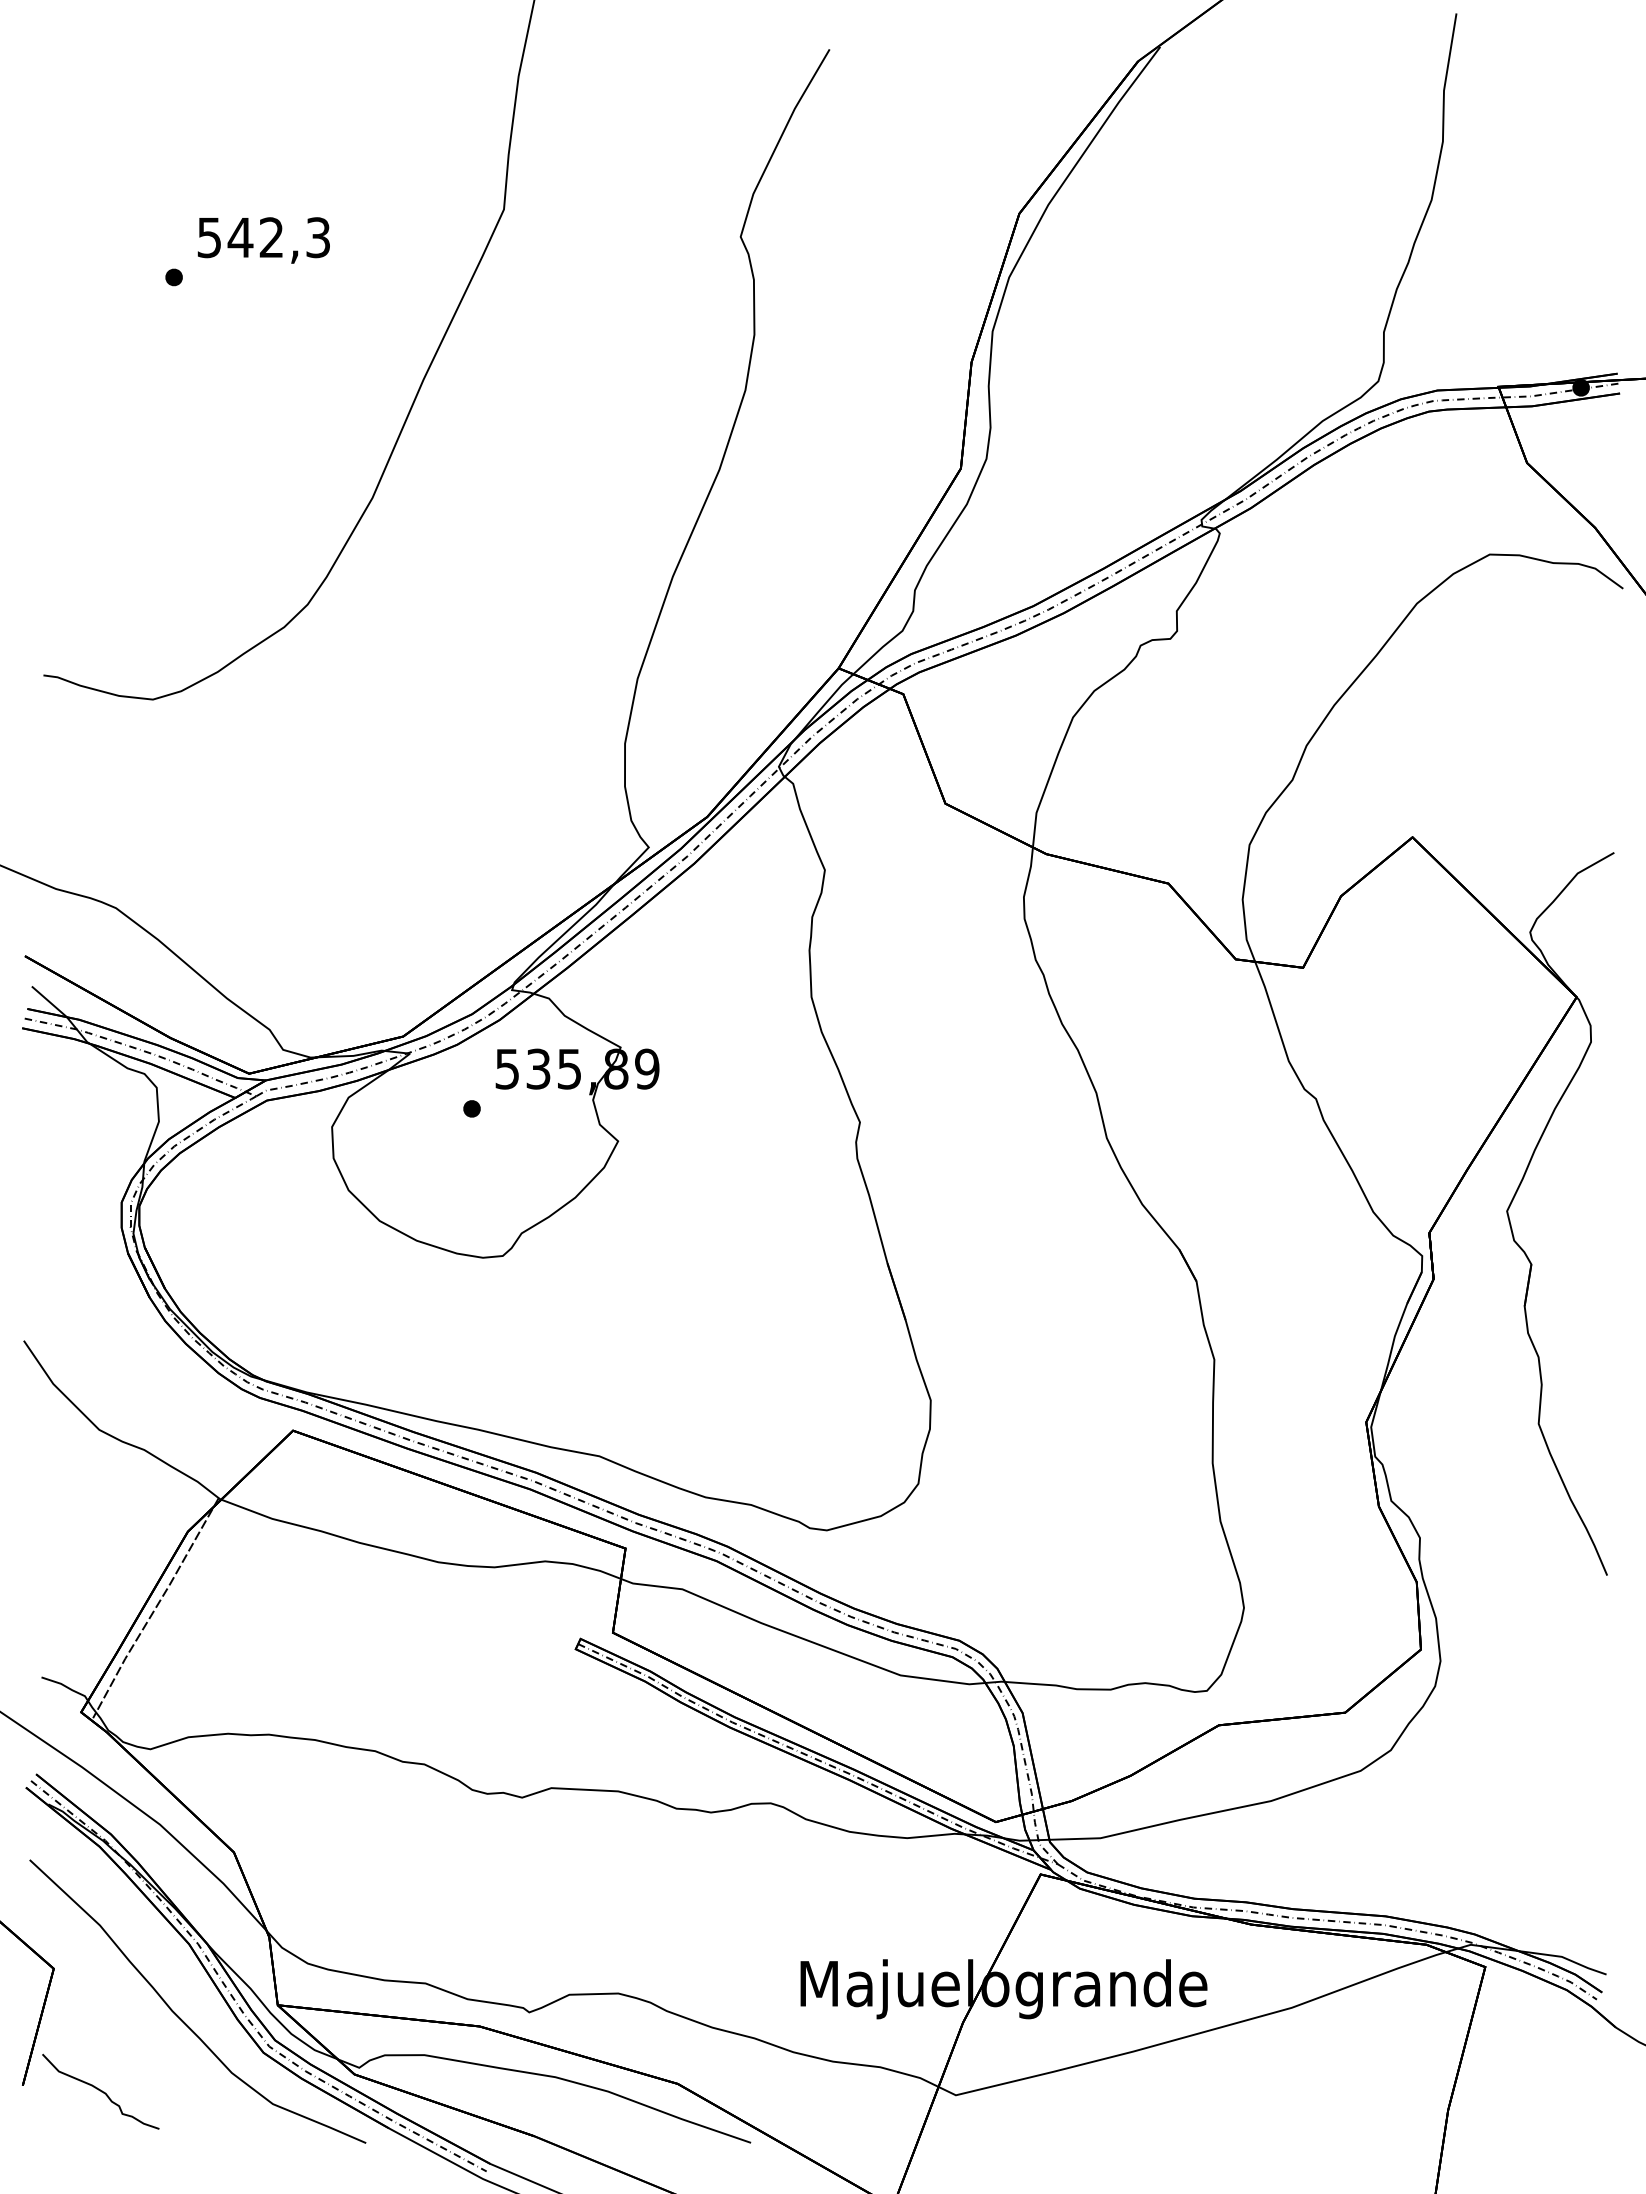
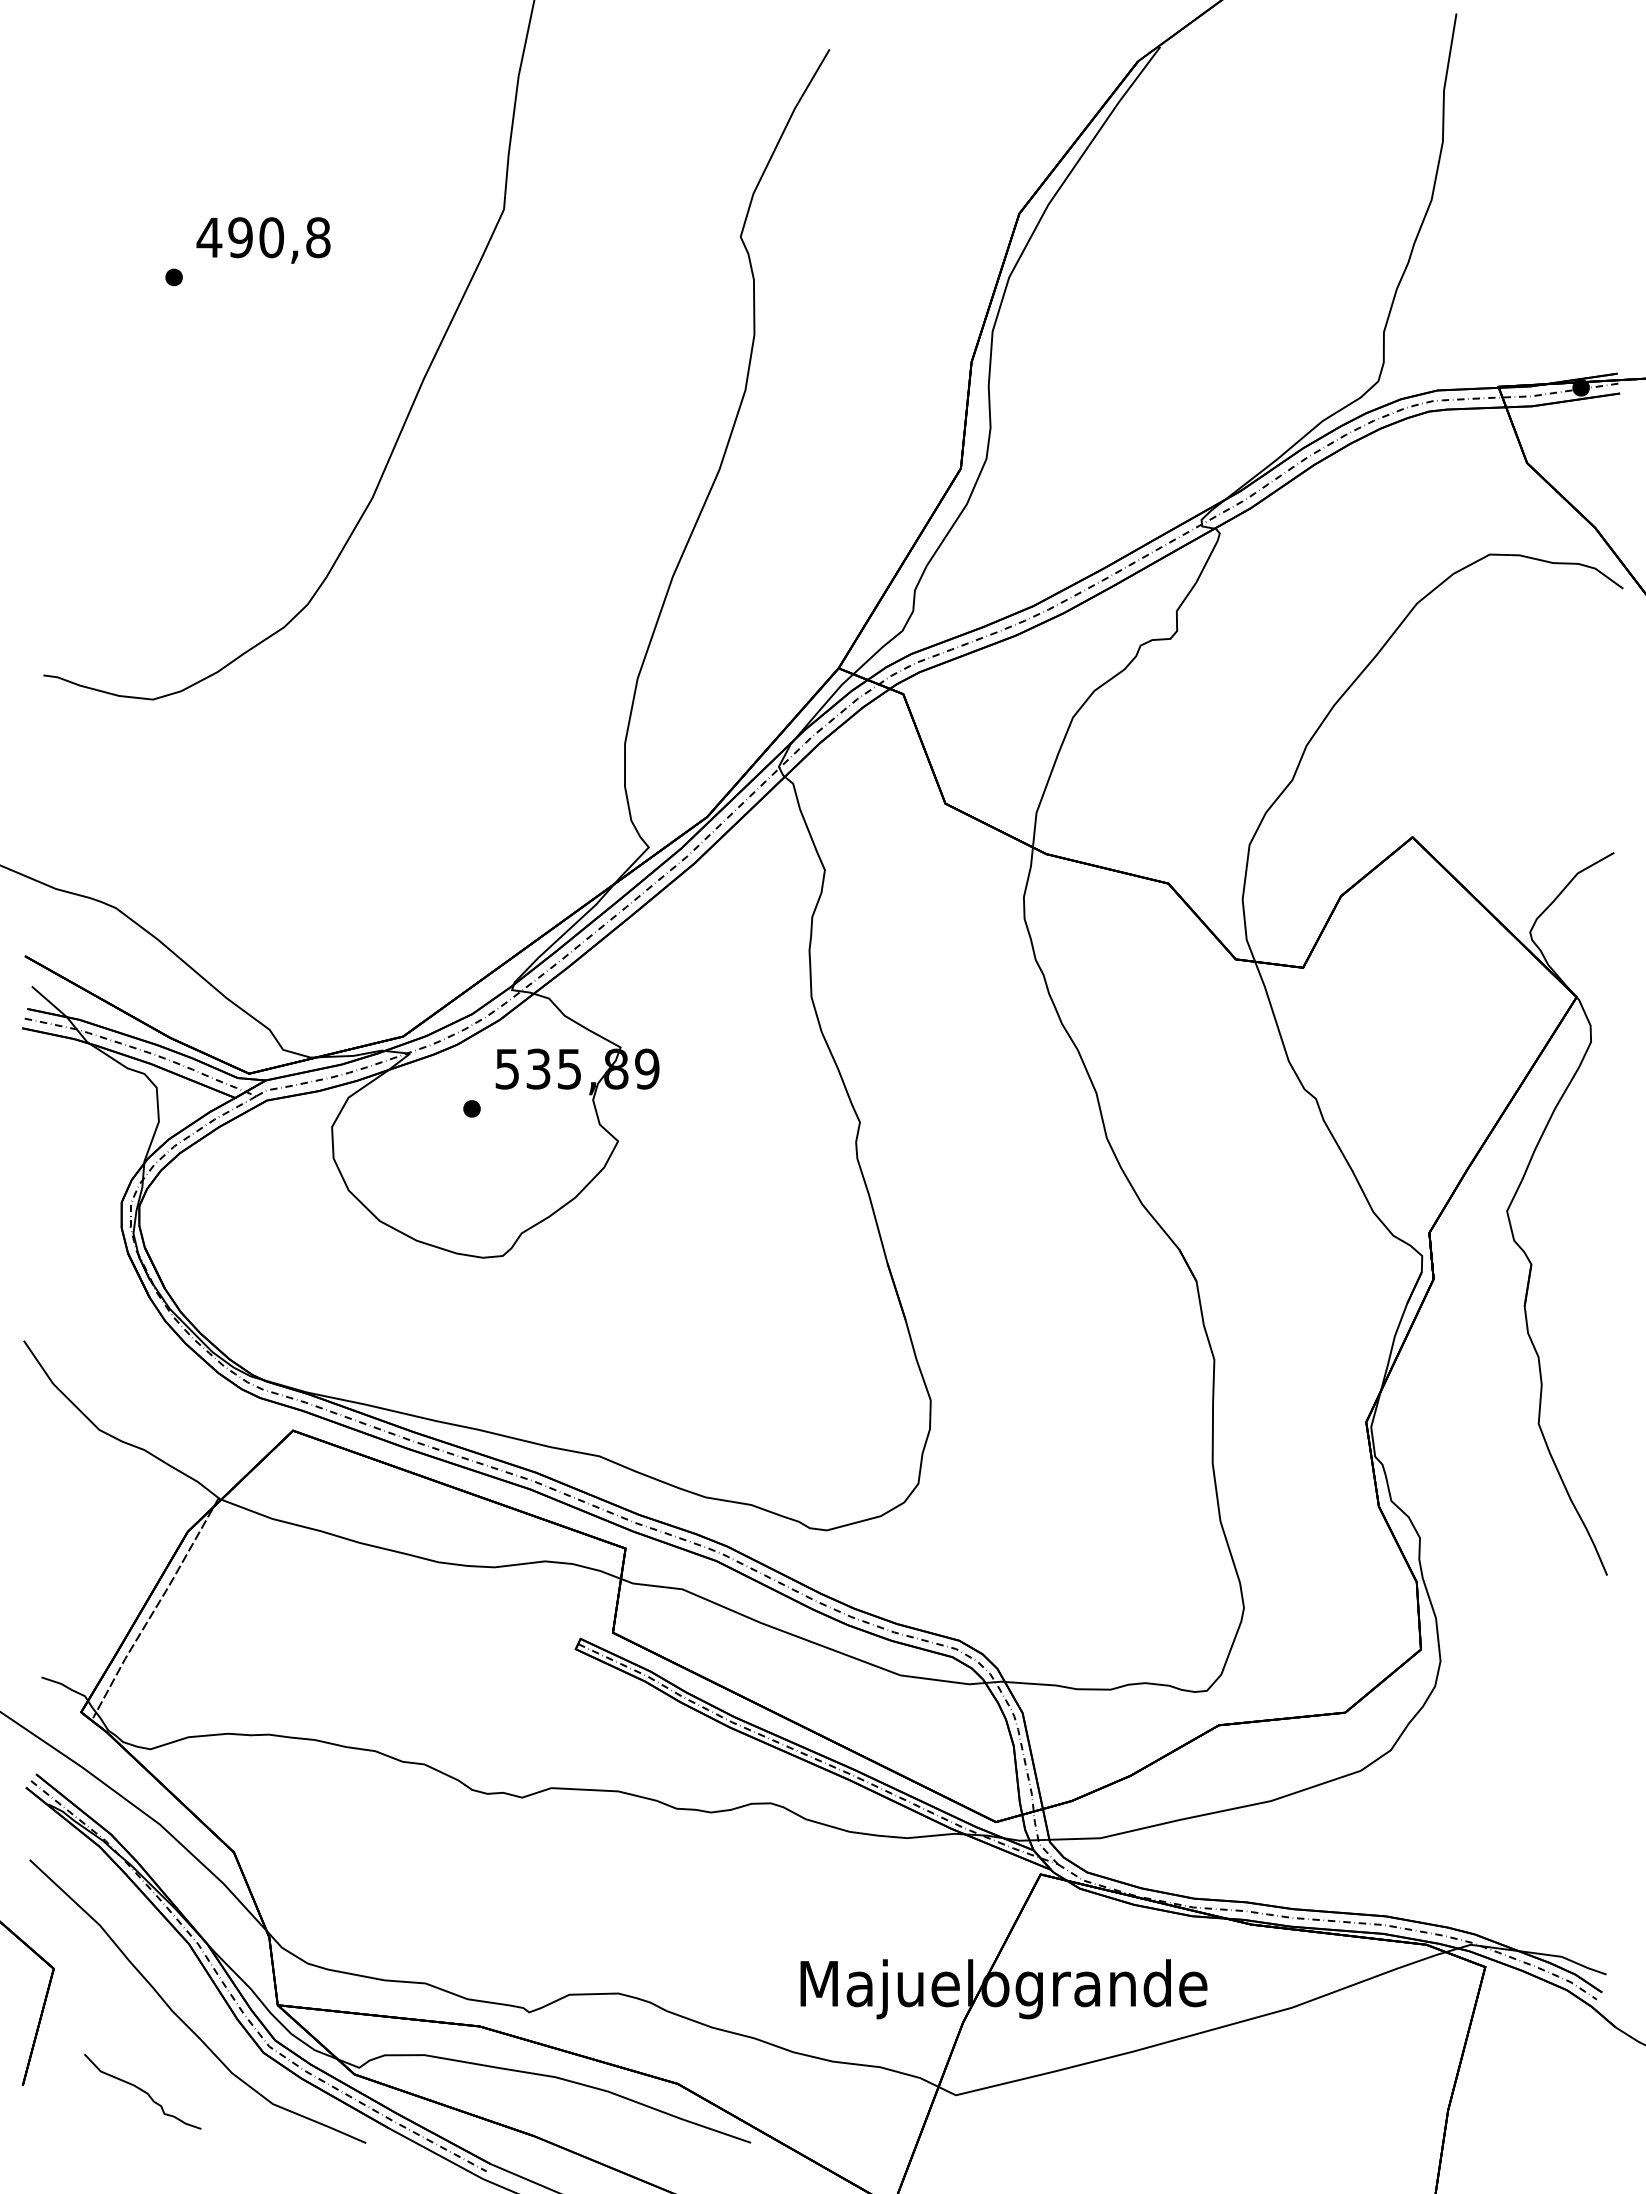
text: 542,3 -> 490,8 (263, 237)
curve position: (100, 2091) -> (142, 2091) (142, 2091)
